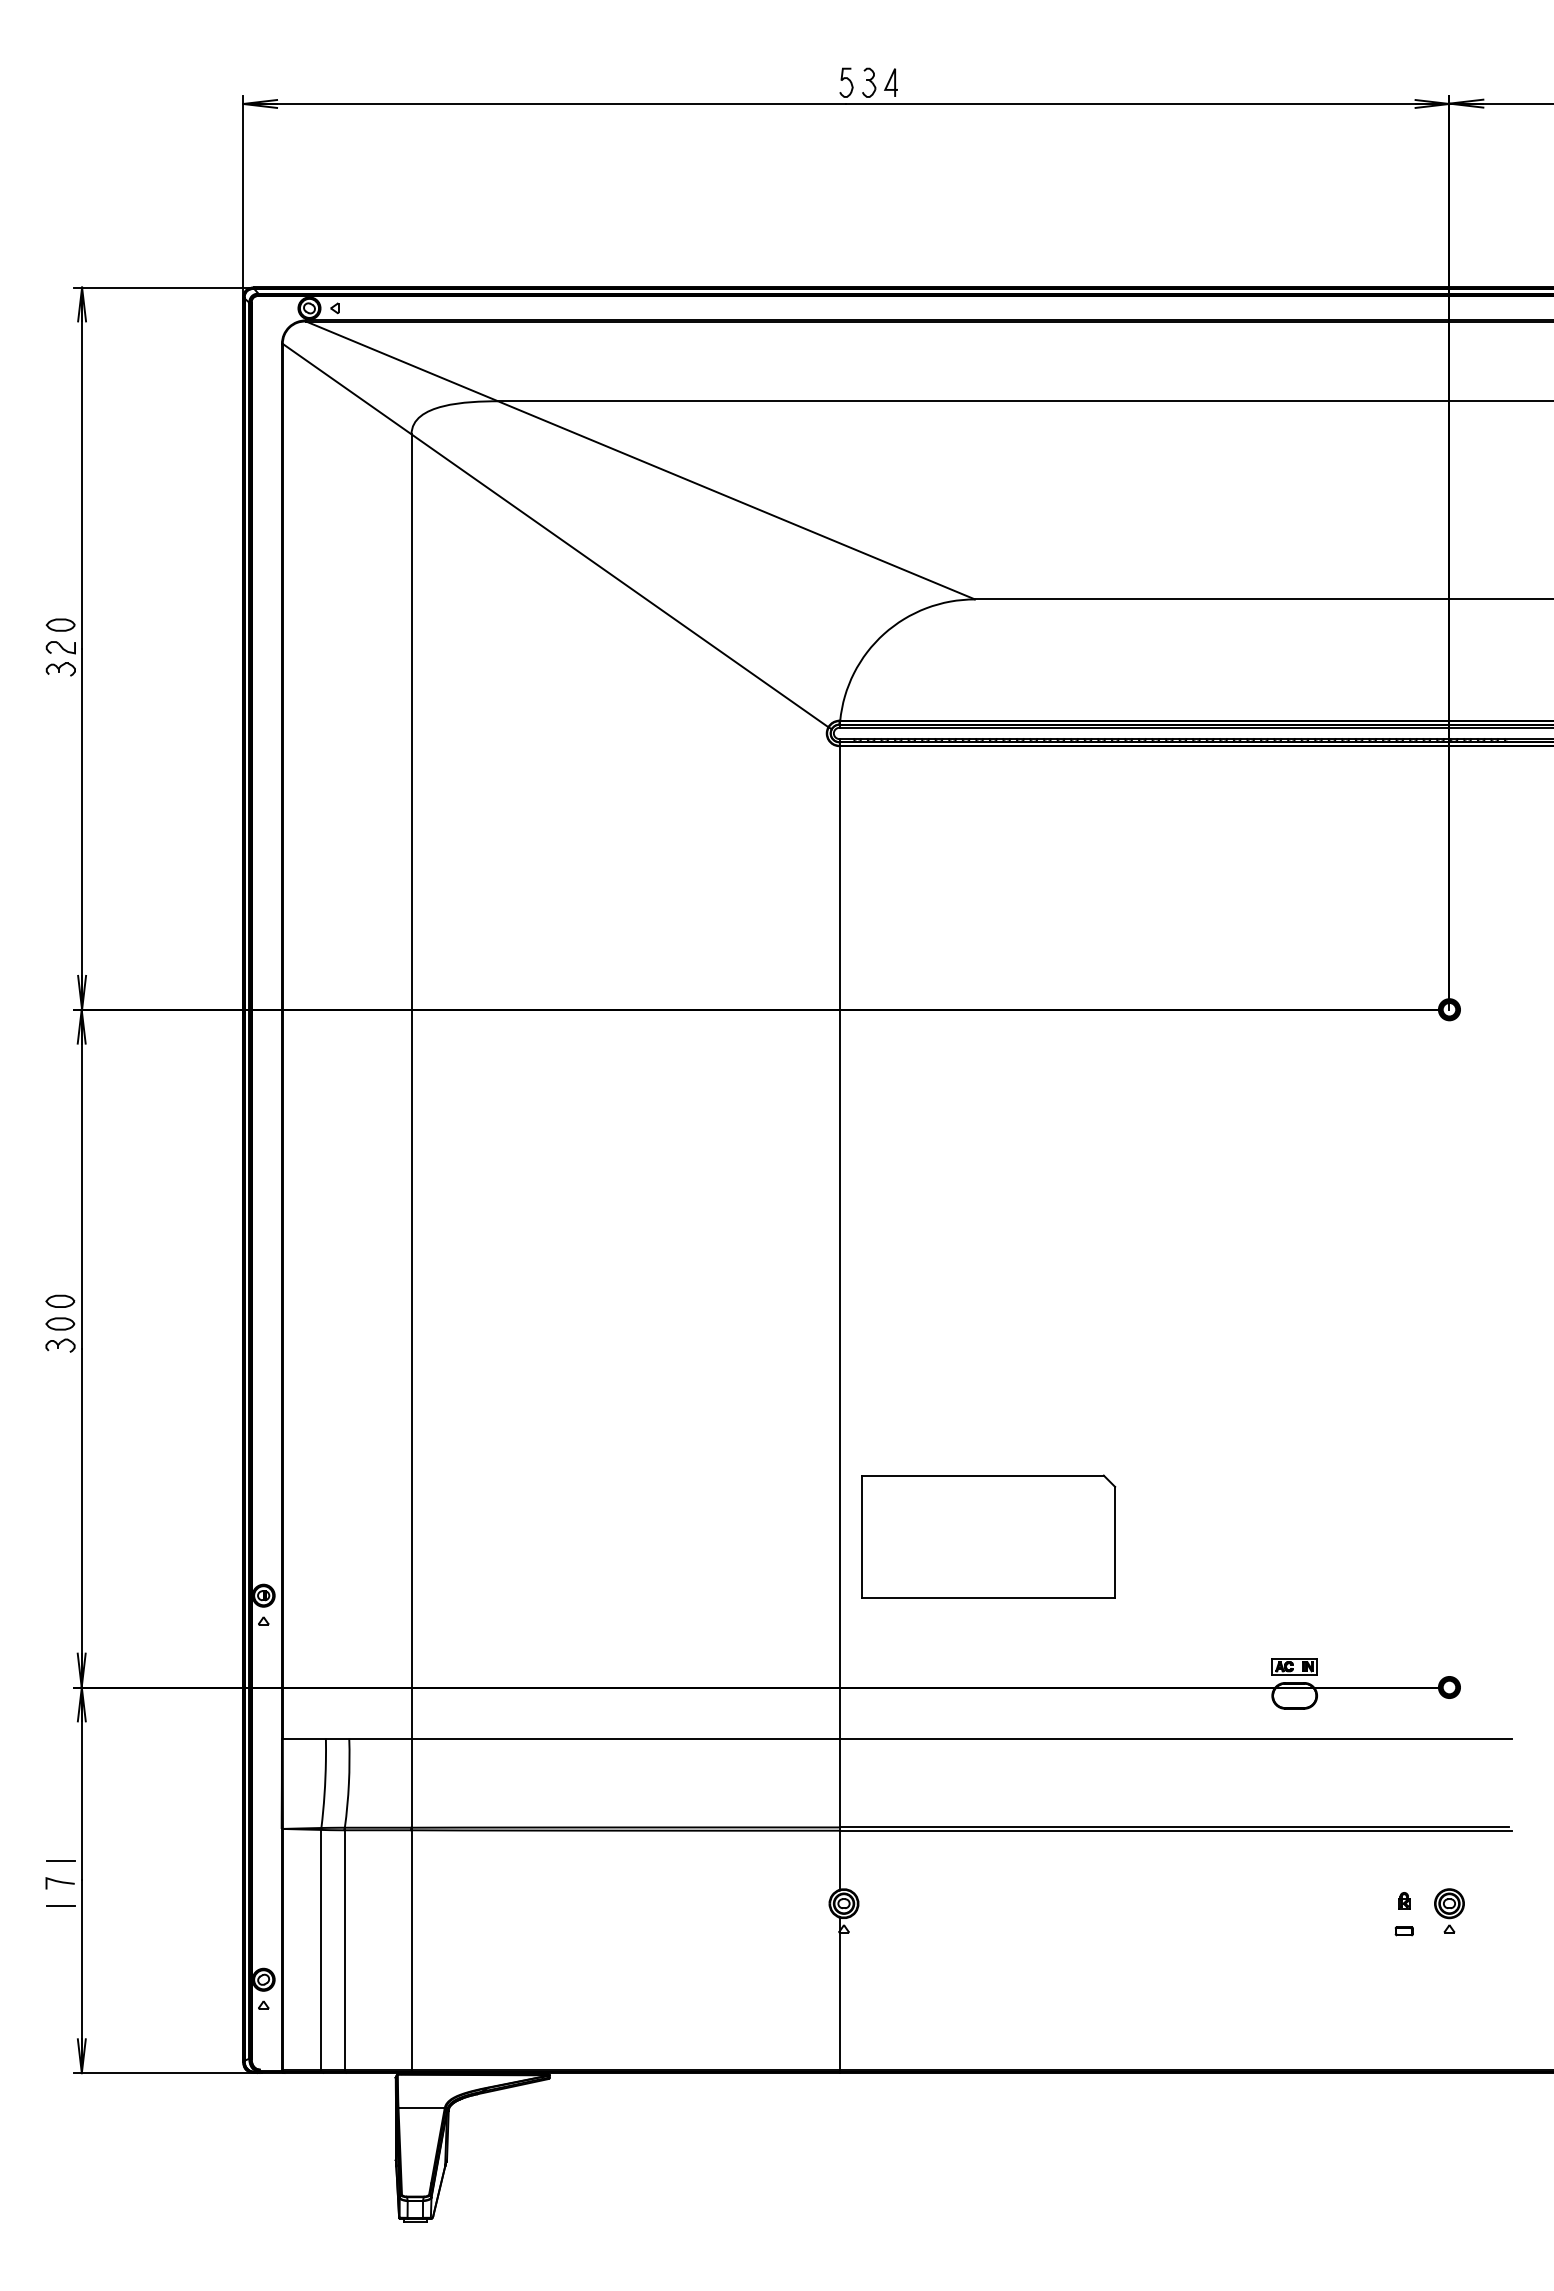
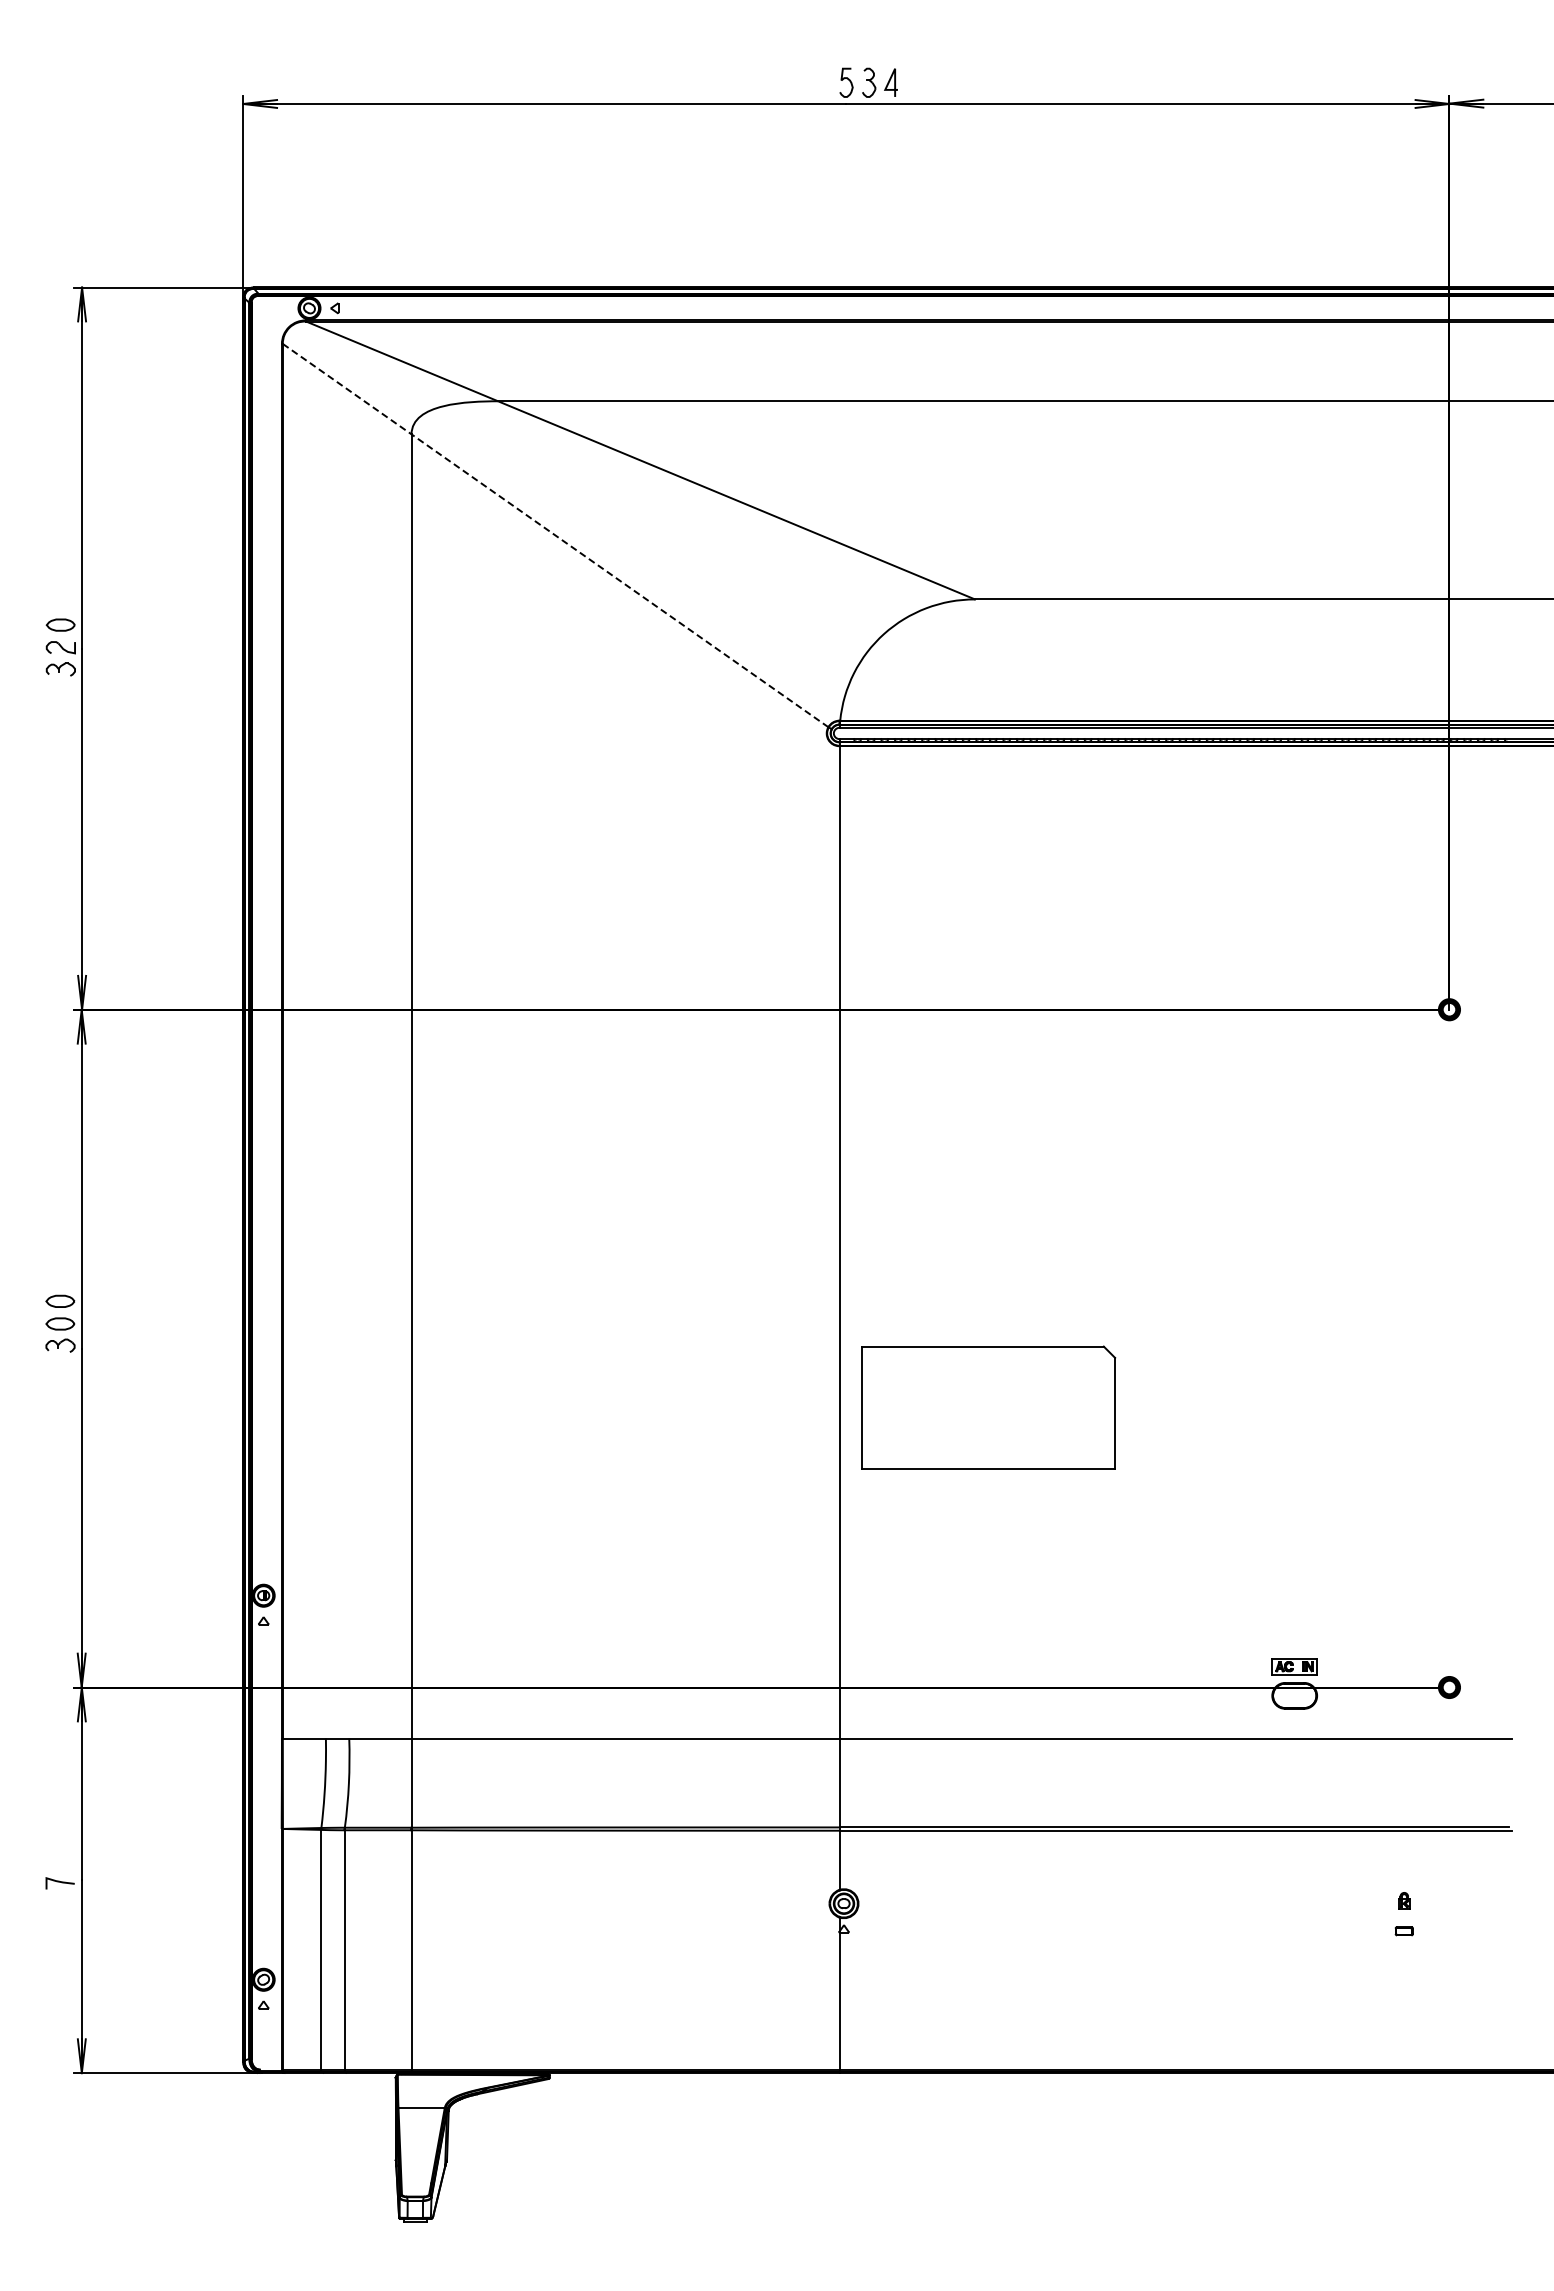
line: solid -> dashed (556, 535)
part position: (988, 1536) -> (988, 1407) (988, 1407)
line: present -> none (60, 1861)
line: present -> none (60, 1906)
part: present -> none (1449, 1910)
